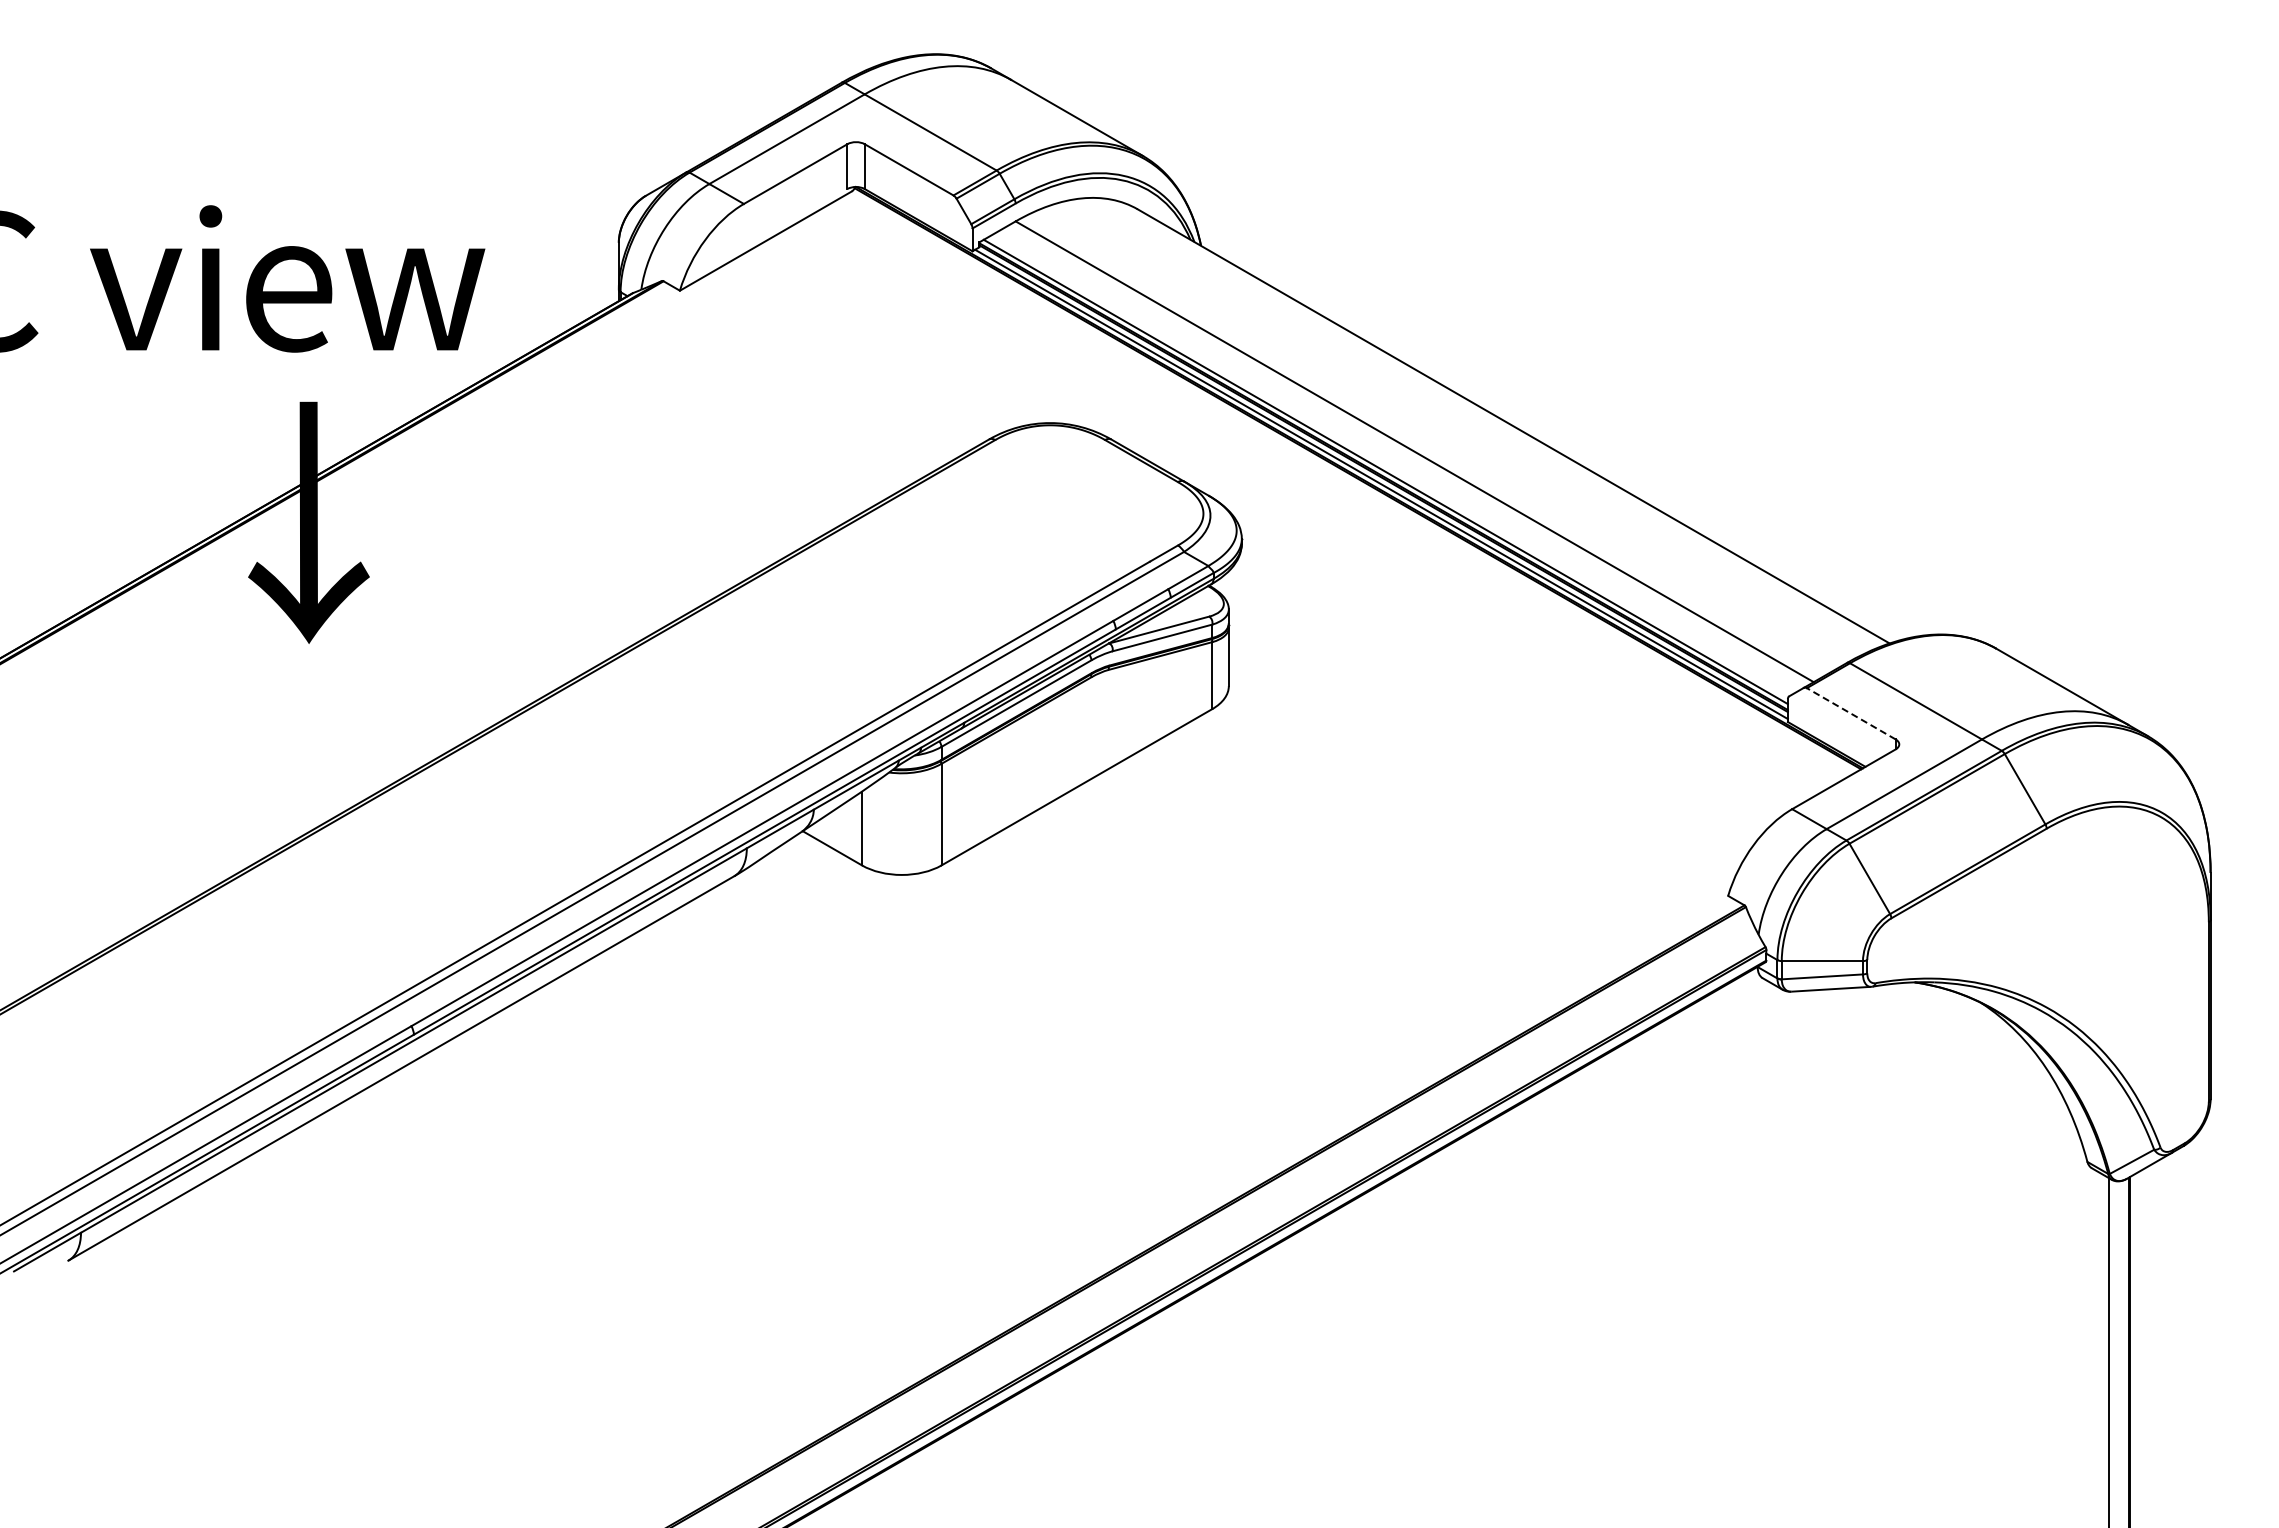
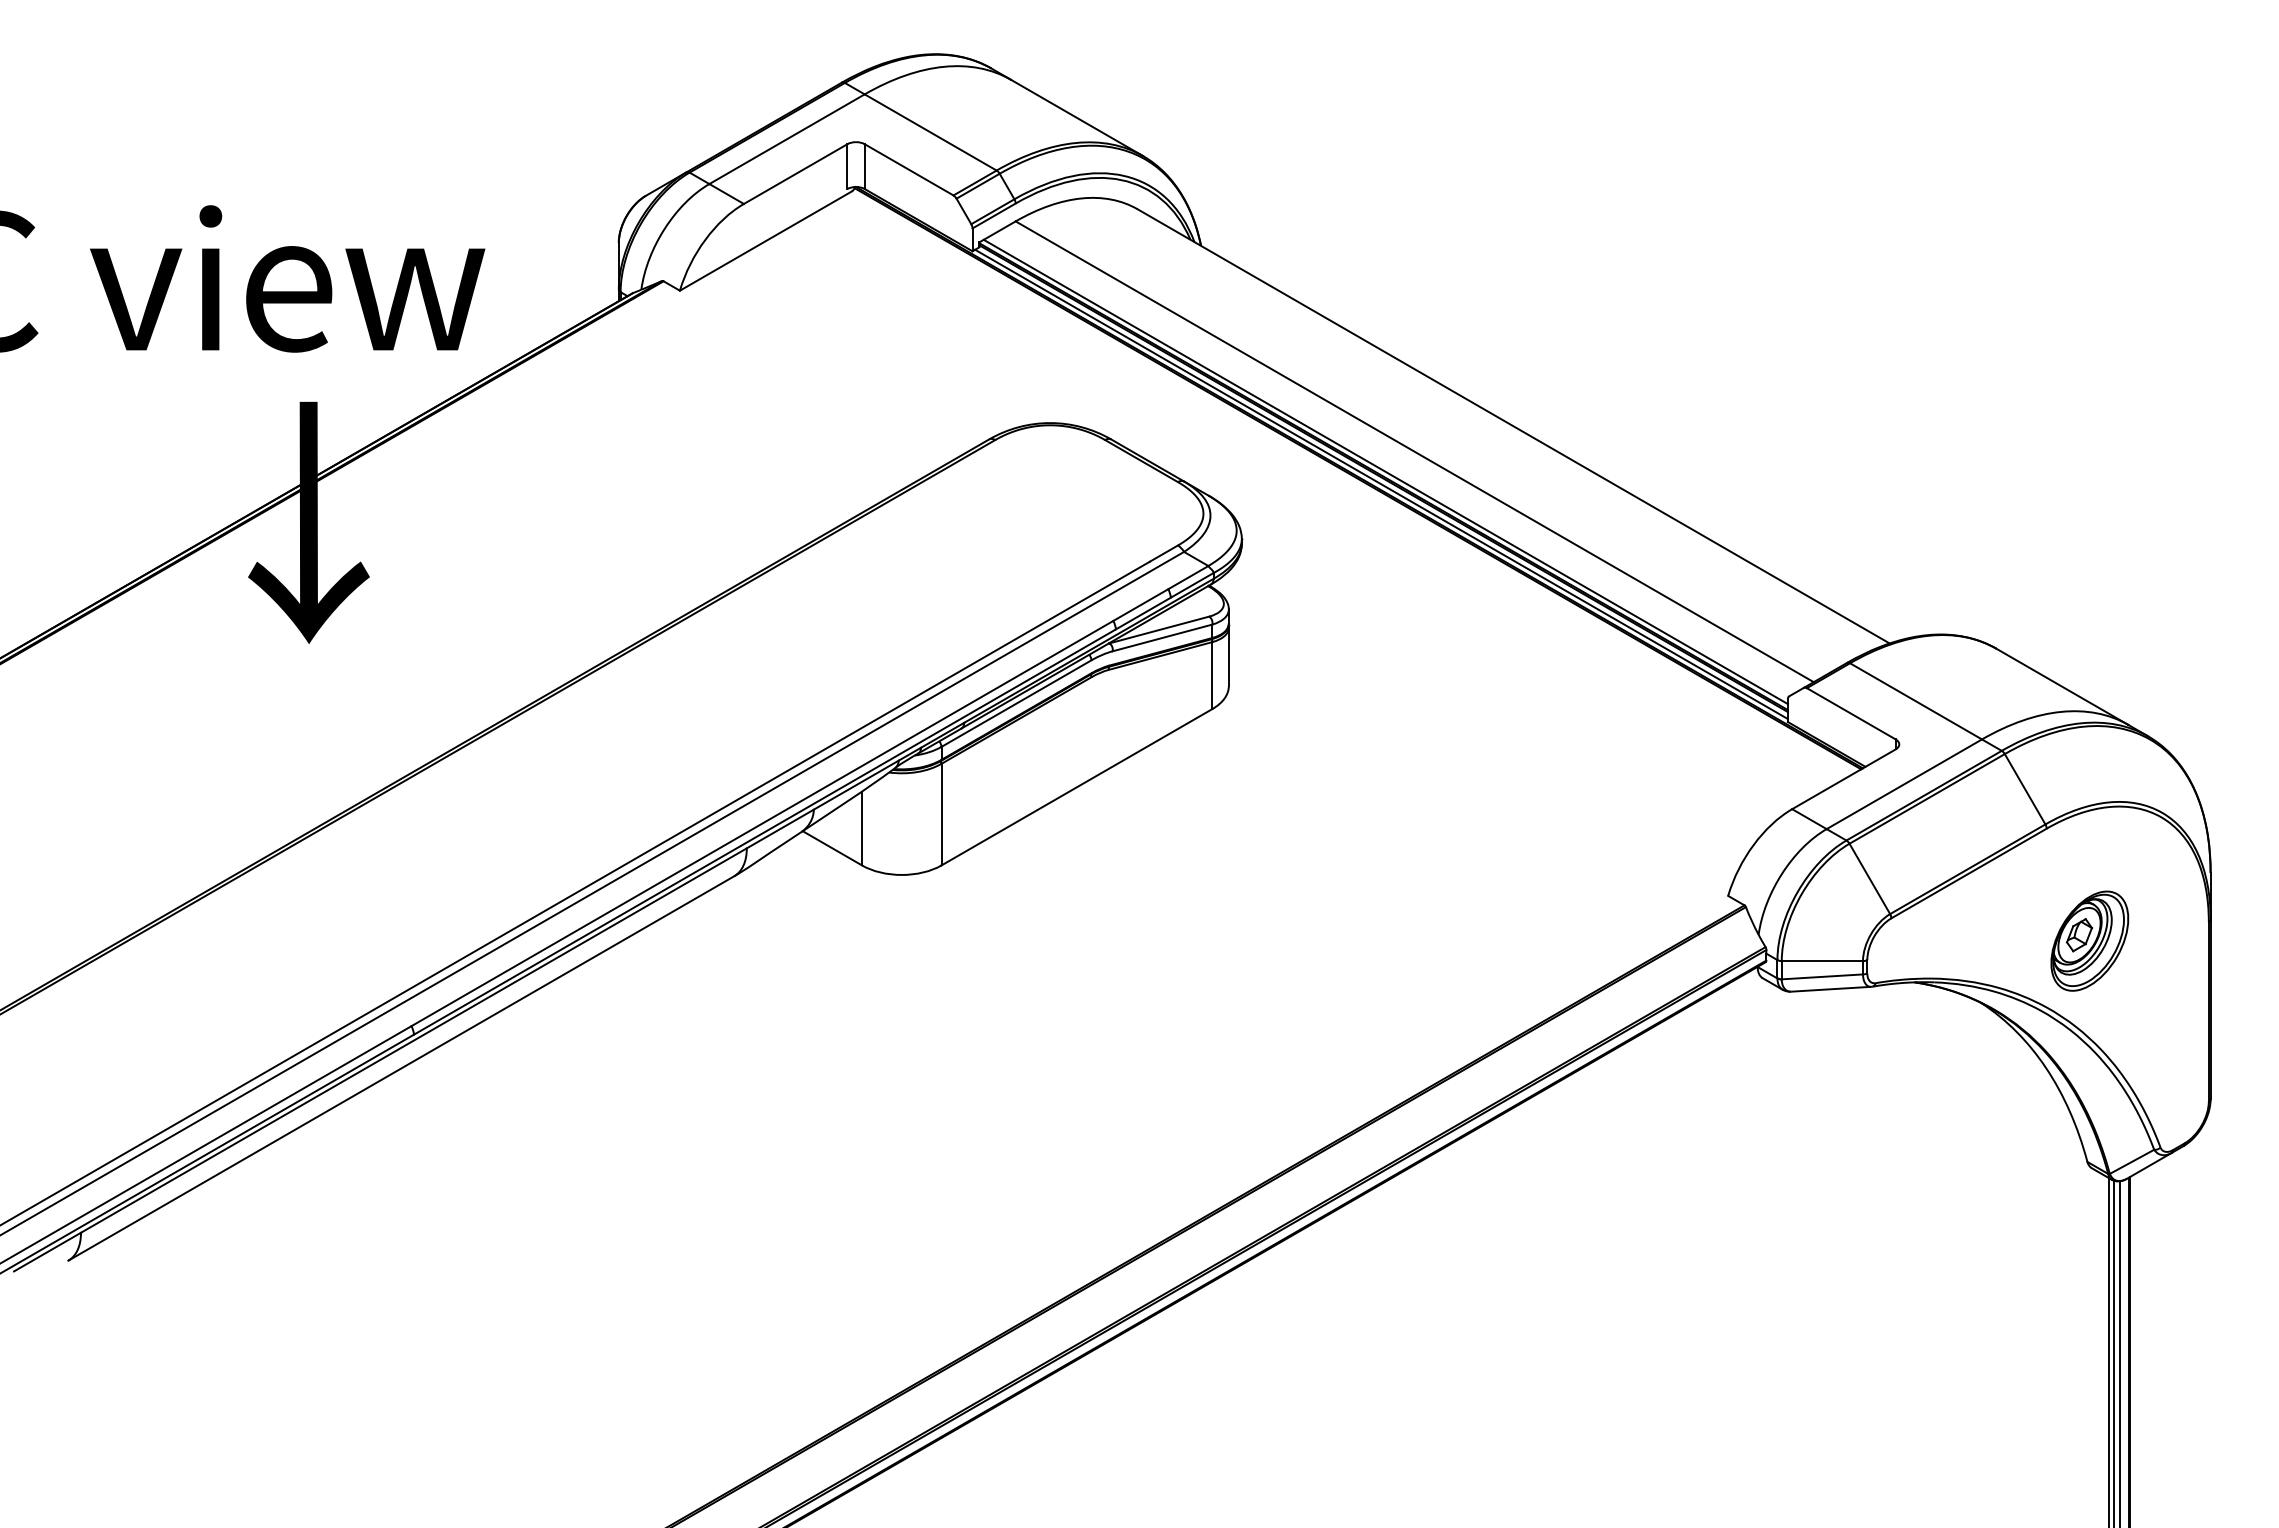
line: dashed -> solid (1850, 713)
part: none -> present (2089, 940)
line: none -> present (2114, 1352)
line: none -> present (2119, 1352)
